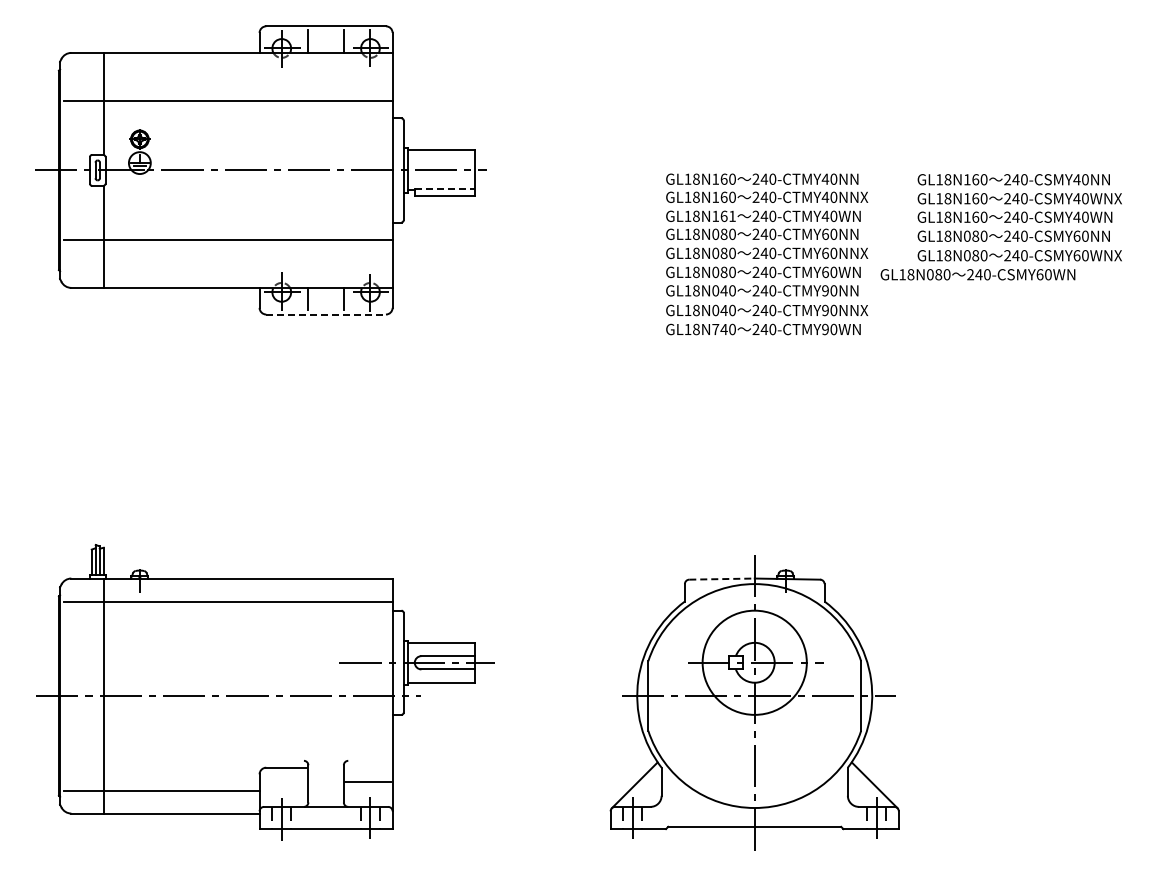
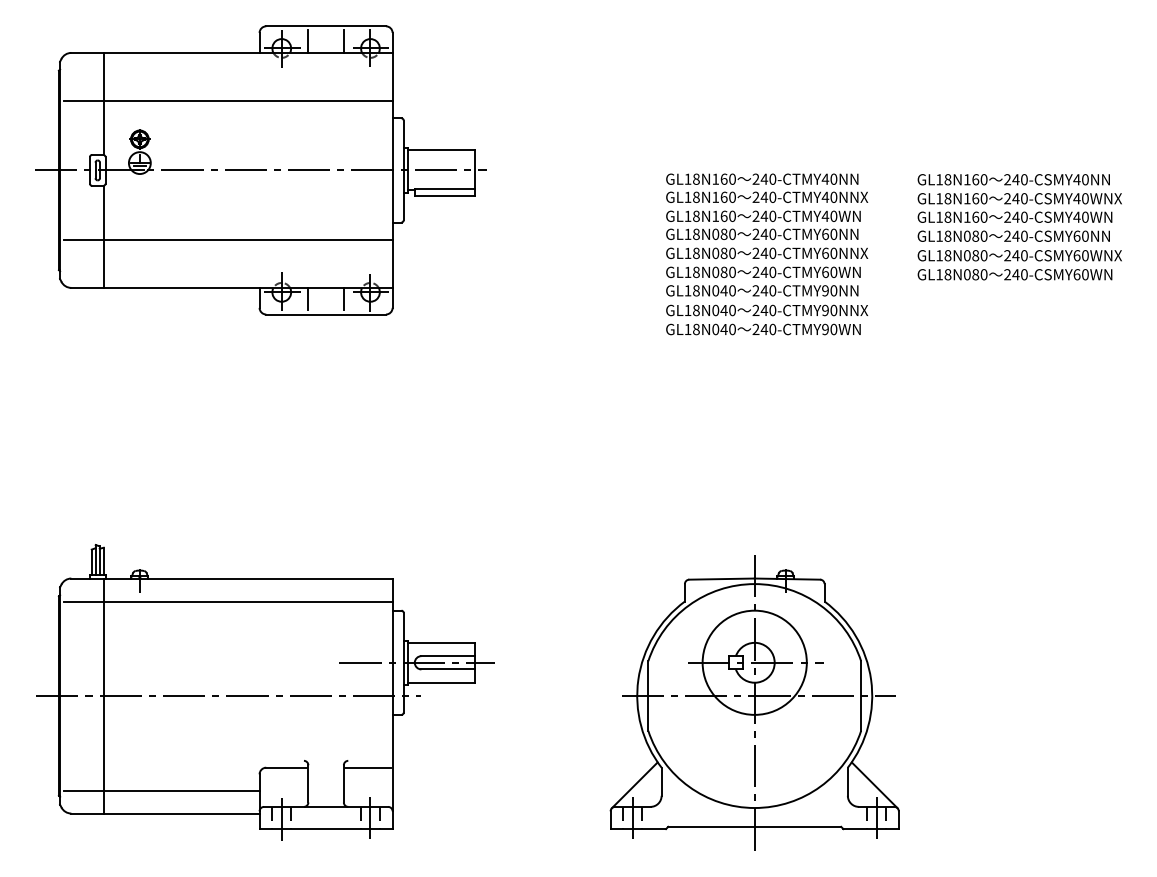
line: dashed -> solid (444, 189)
text: GL18N161 -> GL18N160 (732, 215)
text position: (977, 274) -> (1014, 274) (1014, 274)
line: dashed -> solid (326, 314)
text: GL18N740 -> GL18N040 (715, 329)
line: dashed -> solid (722, 579)
line position: (368, 781) -> (368, 767) (368, 767)
